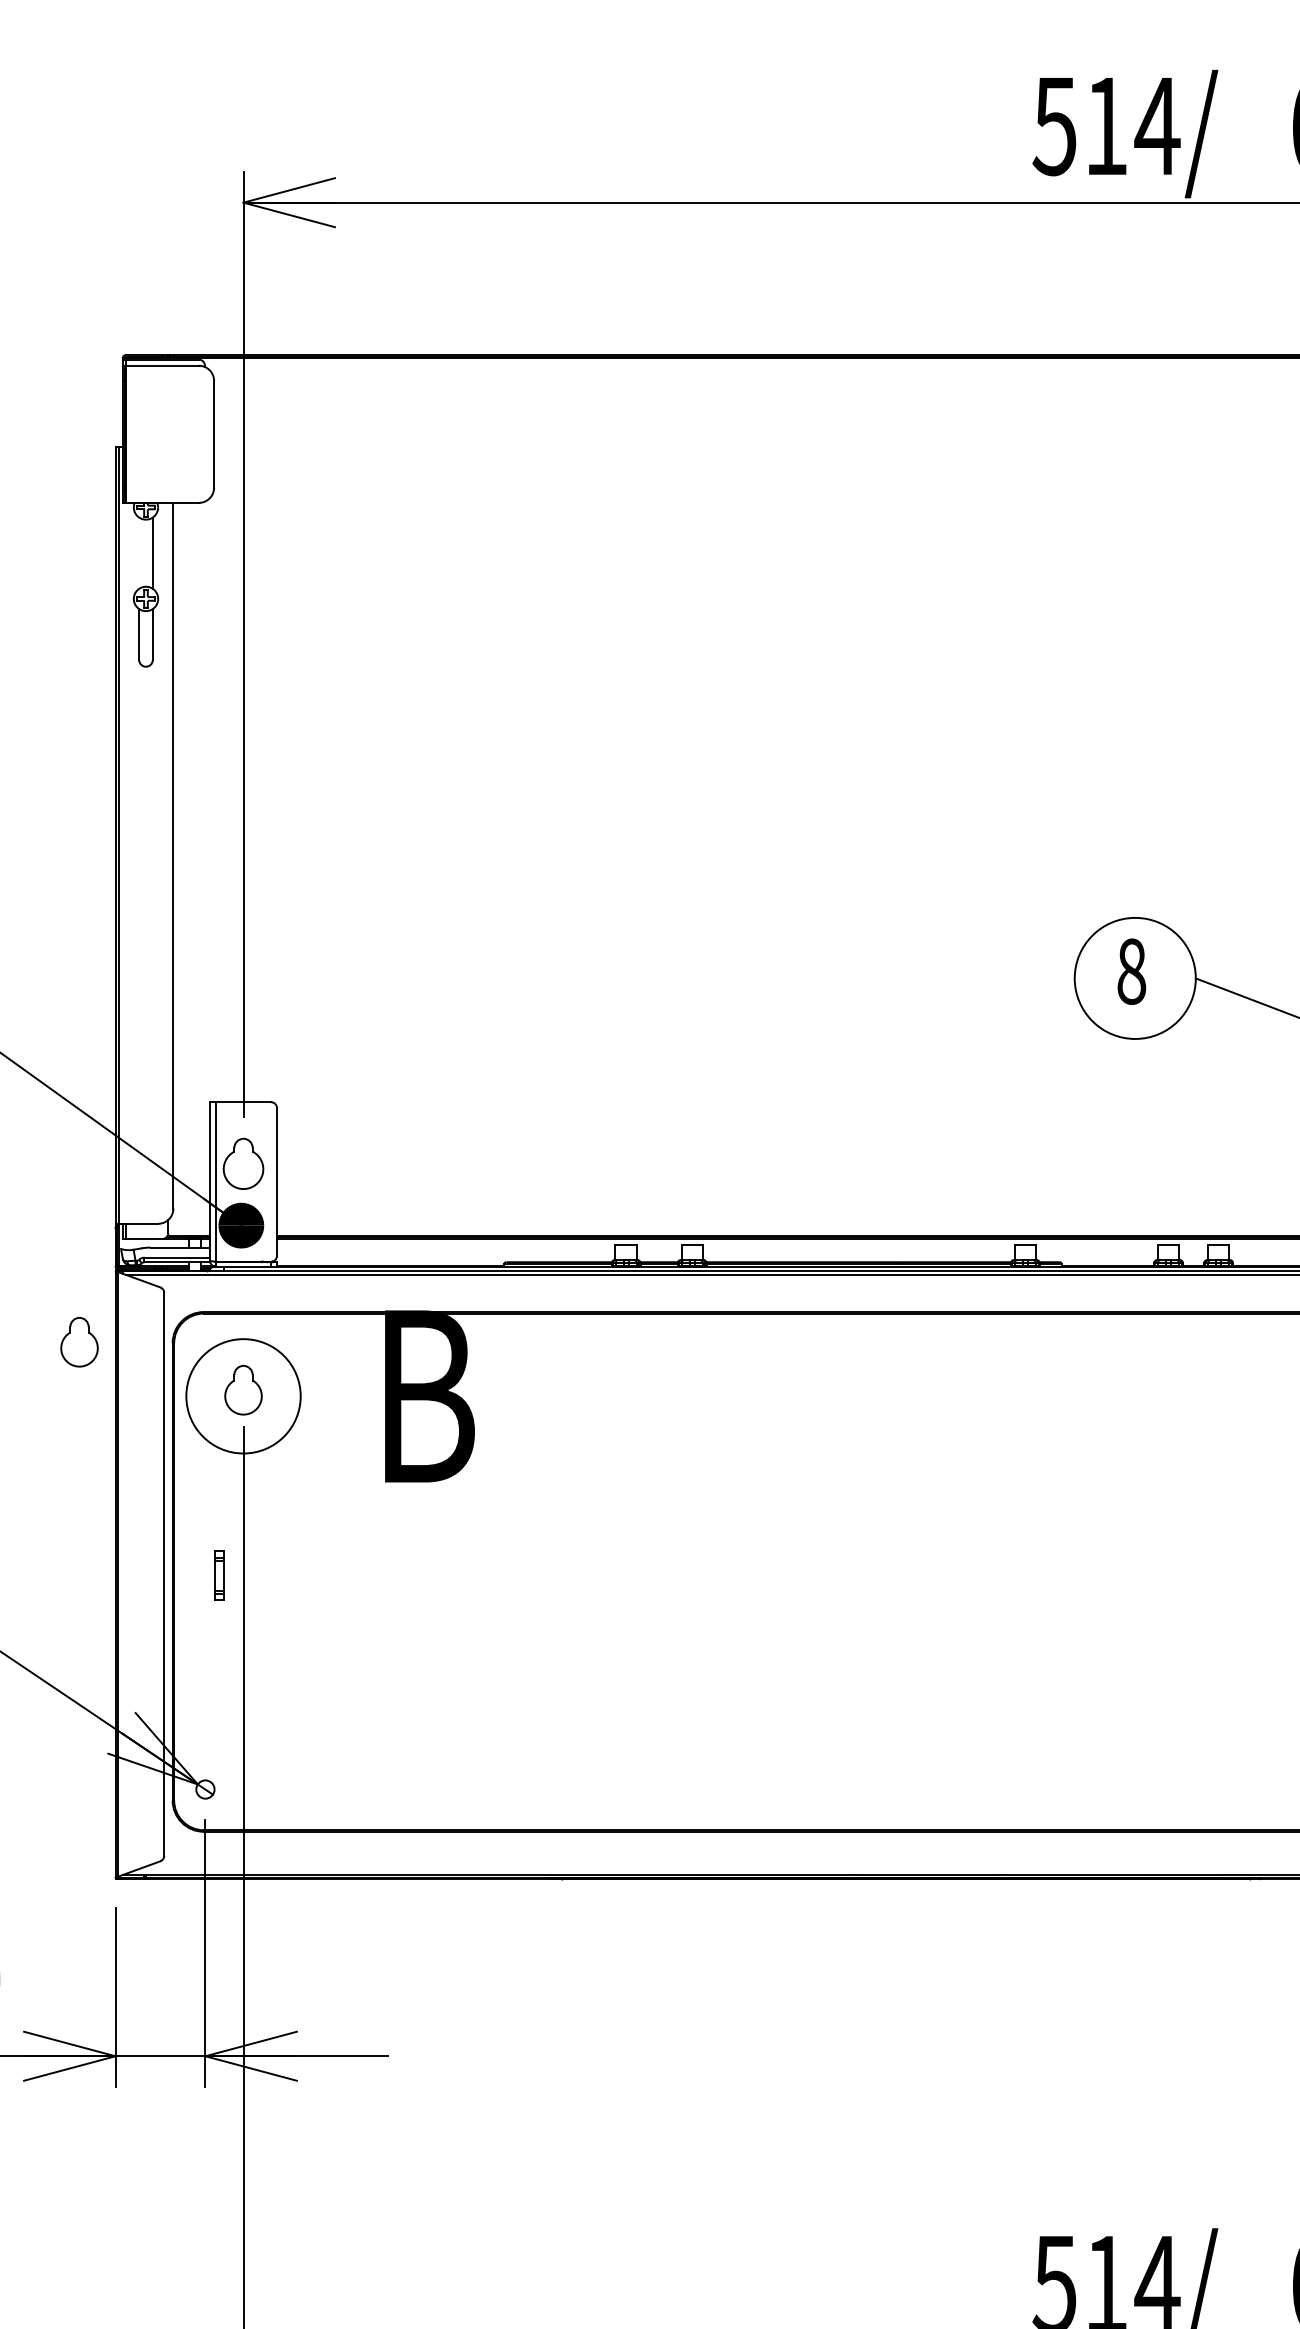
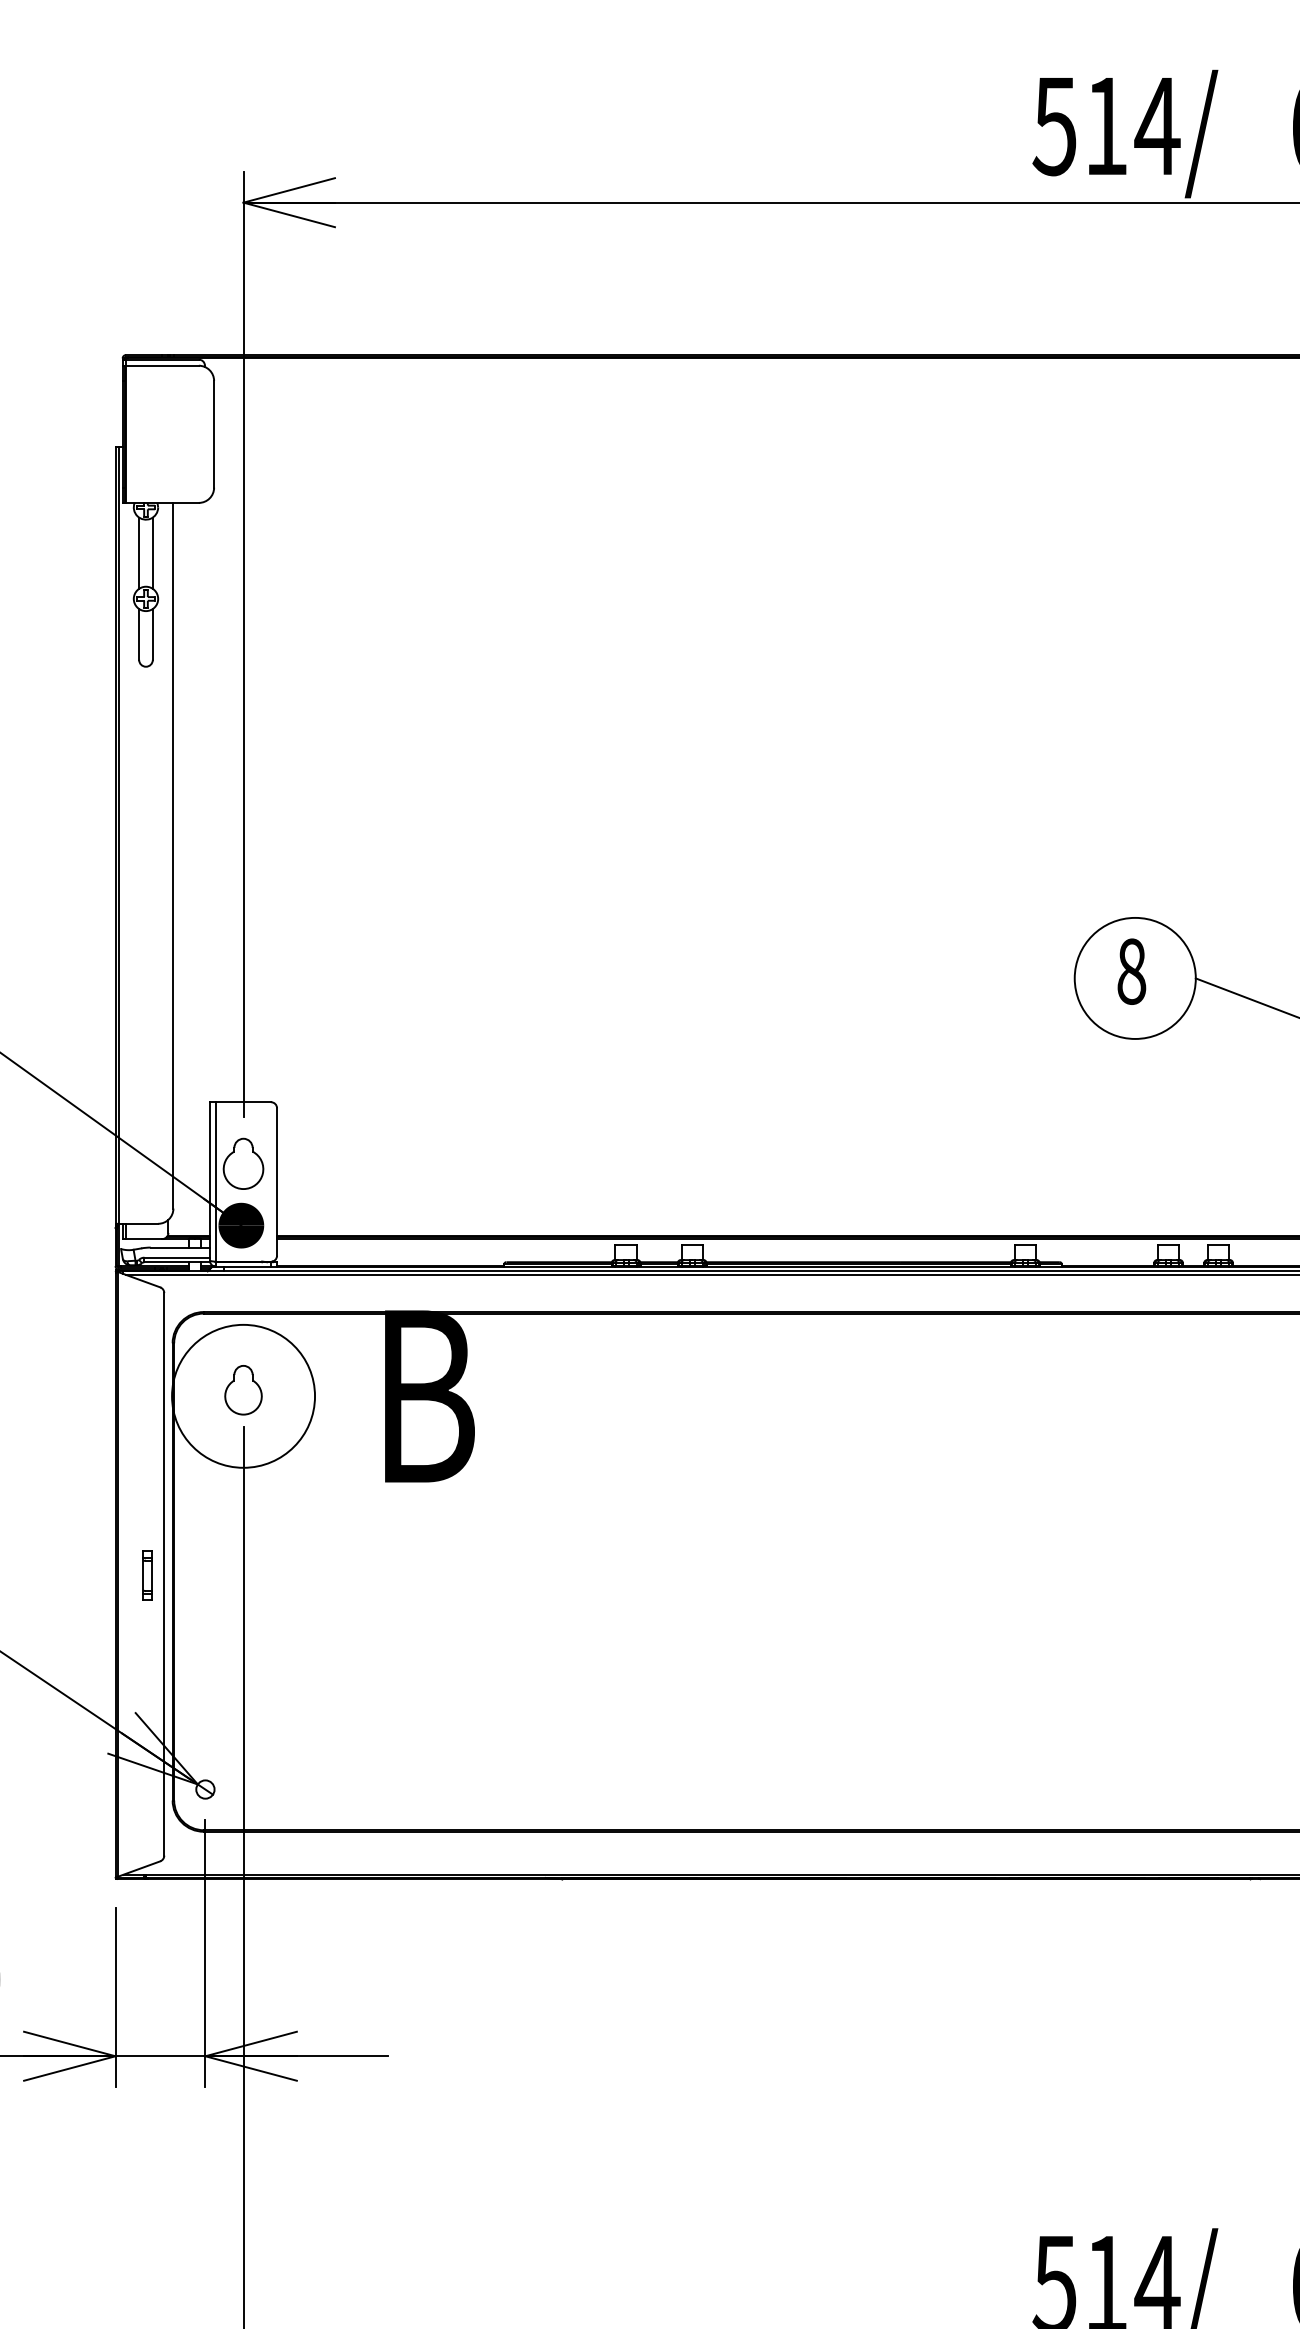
line: none -> present (139, 552)
part: present -> none (79, 1342)
circle diameter: 114 px -> 143 px (243, 1395)
part position: (219, 1575) -> (147, 1575) (147, 1575)
